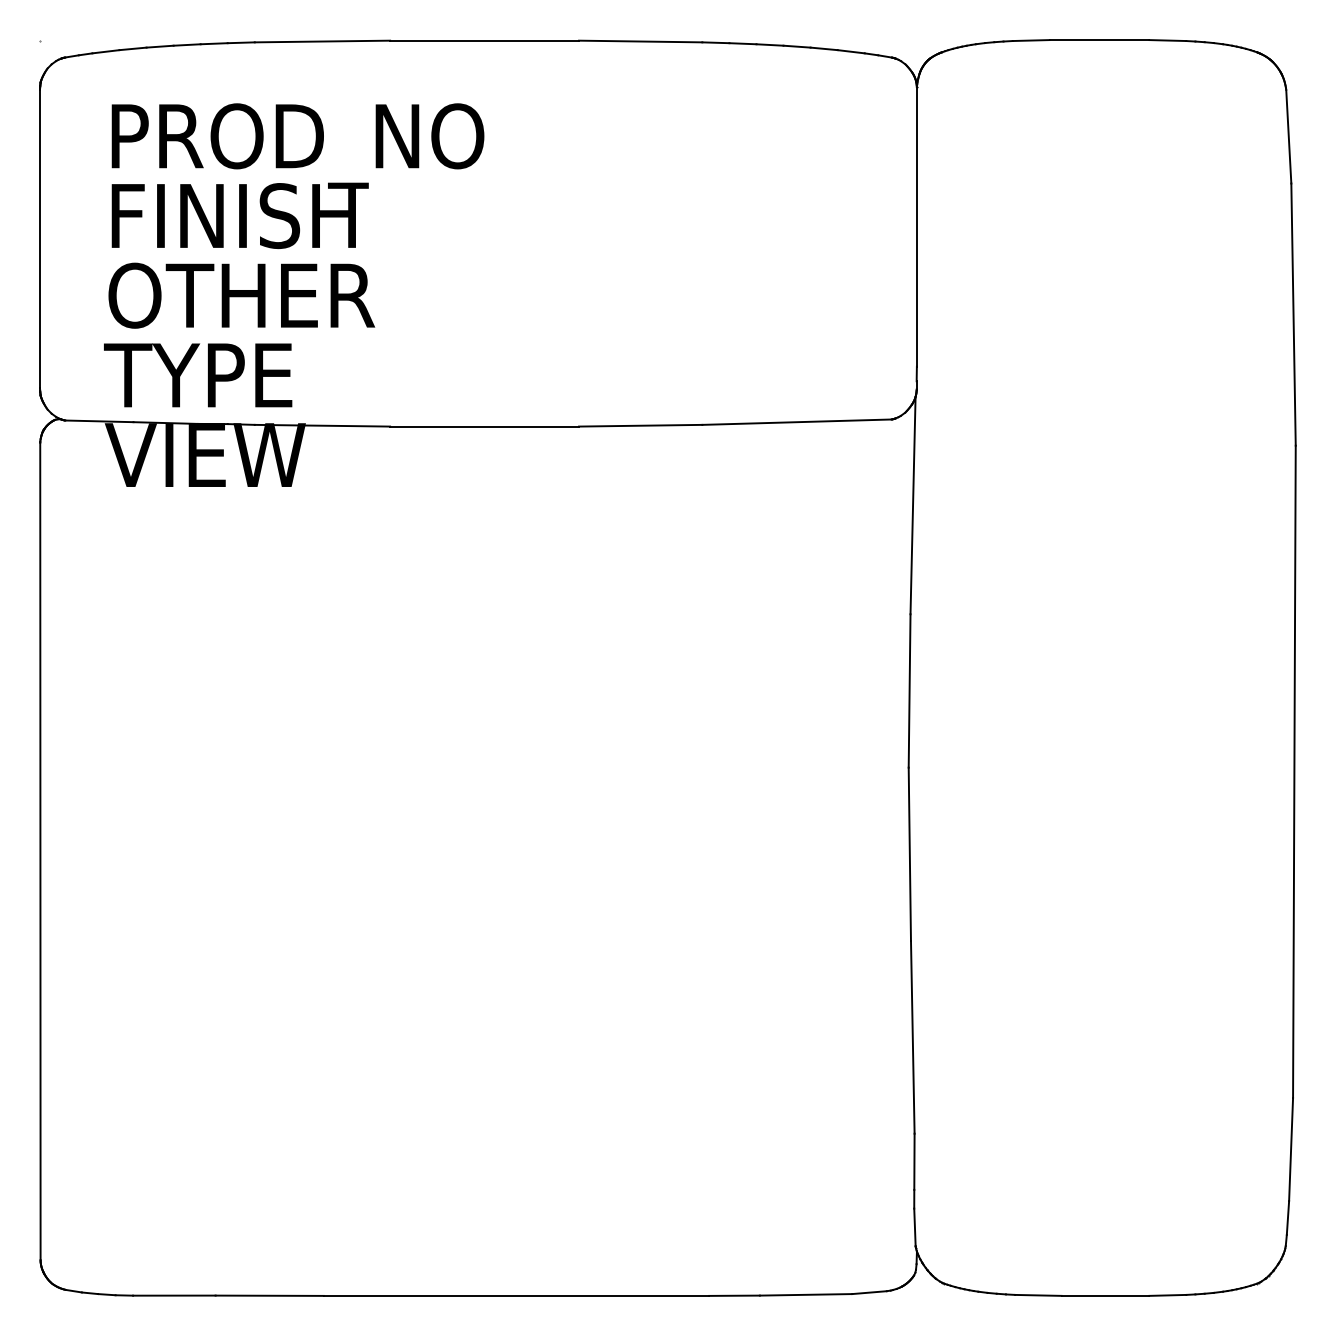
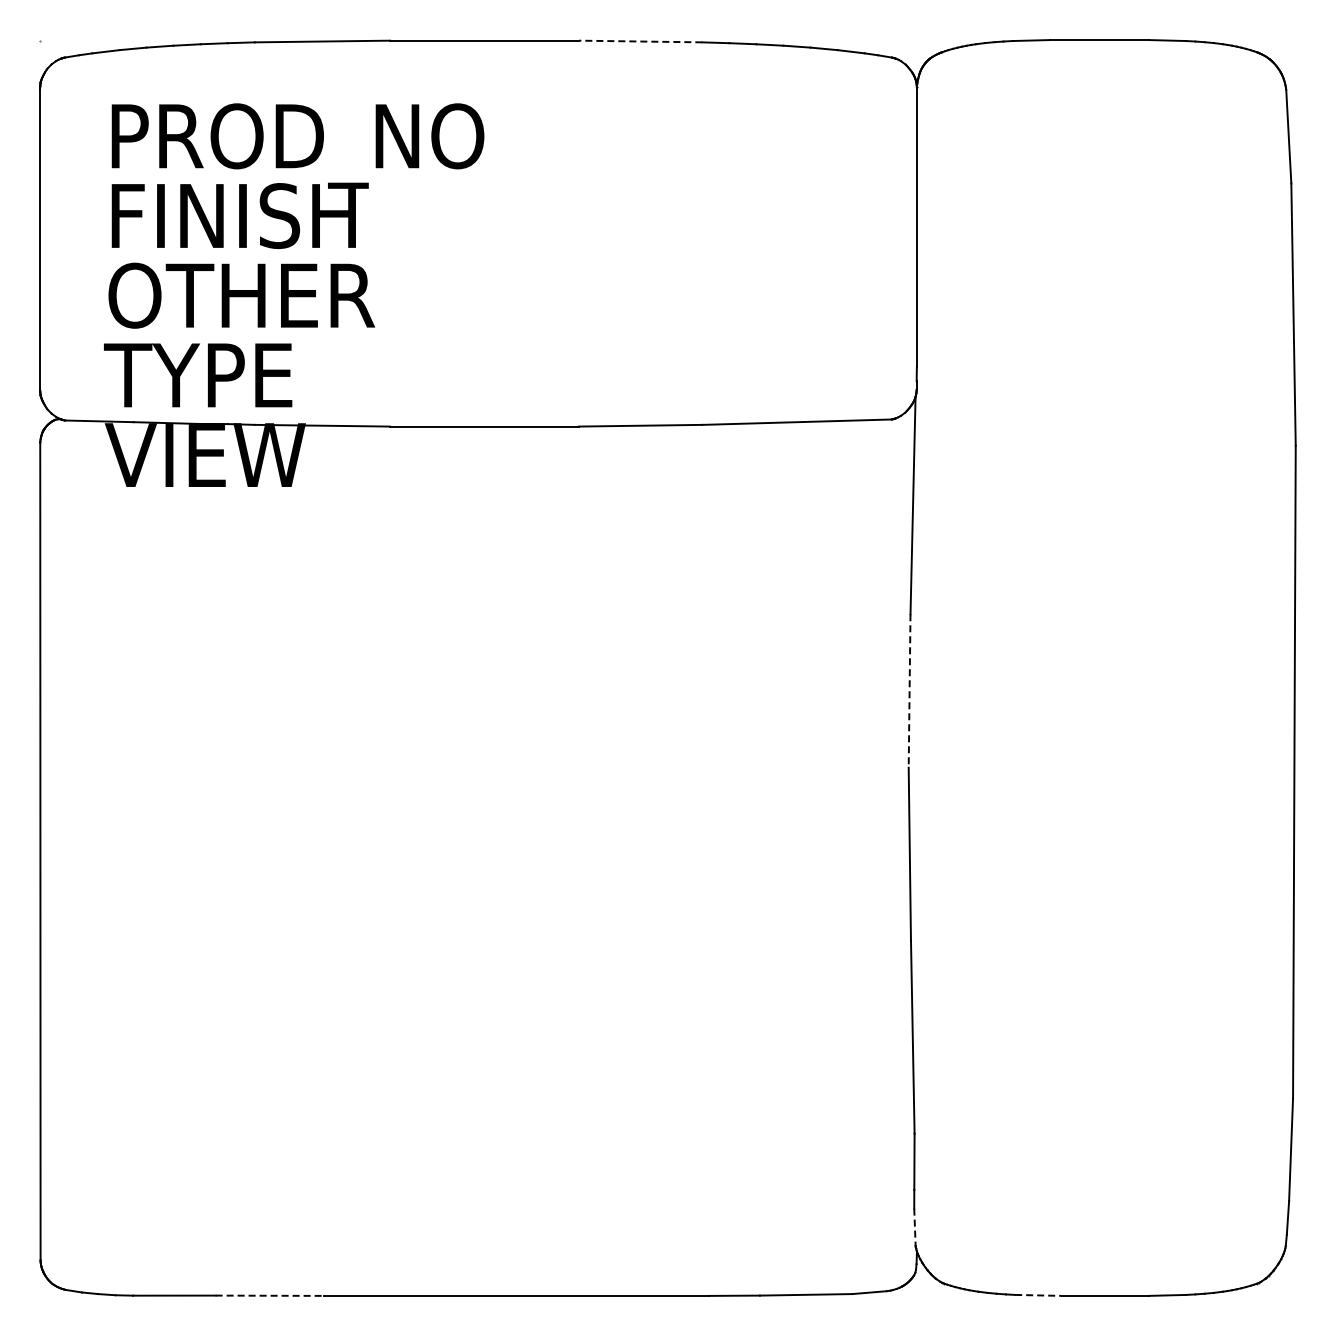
line: solid -> dashed (640, 41)
line: solid -> dashed (909, 690)
line: solid -> dashed (914, 1227)
line: solid -> dashed (270, 1295)
line: solid -> dashed (1038, 1295)
